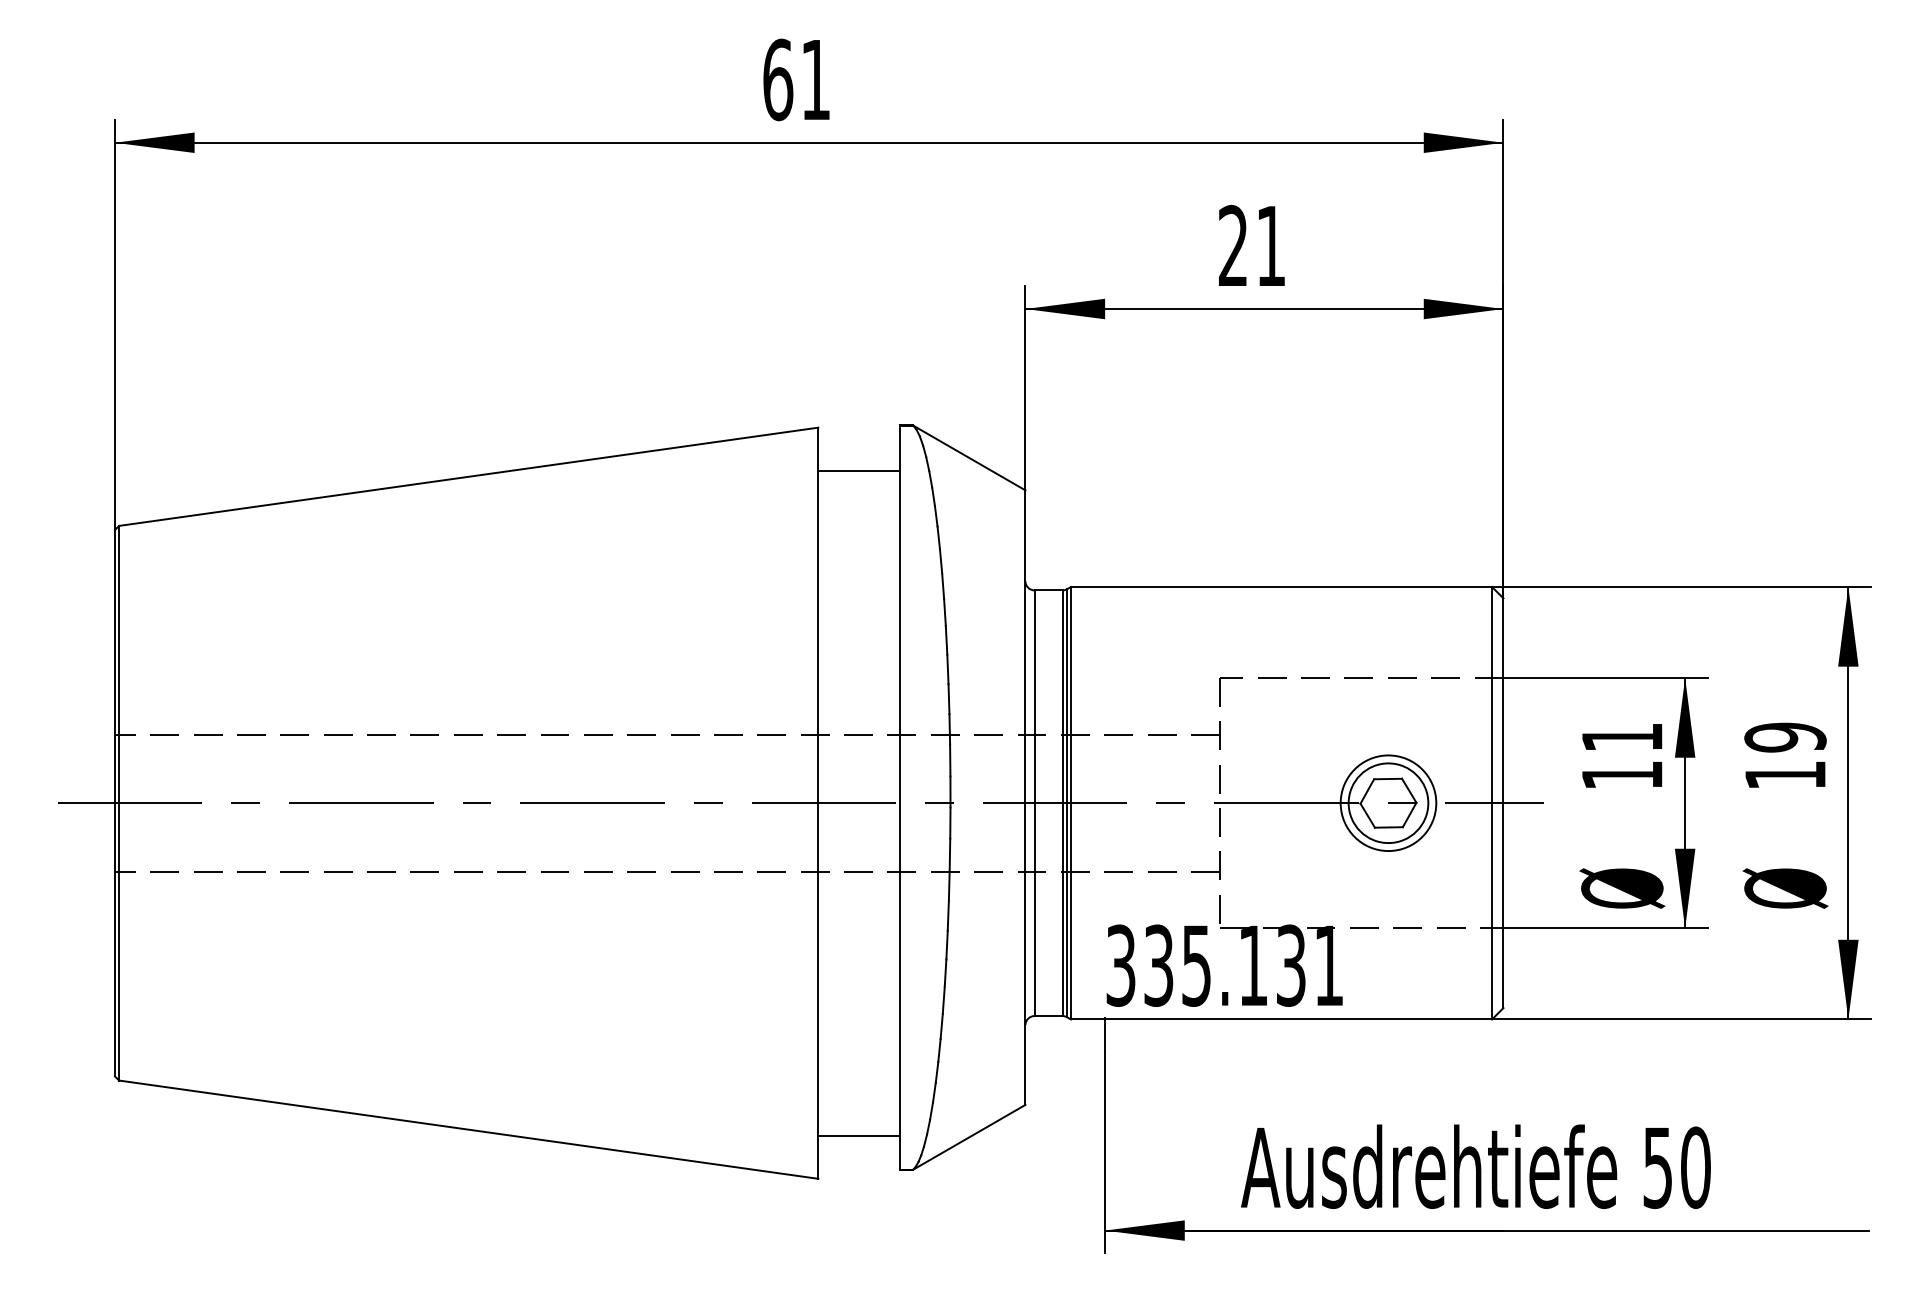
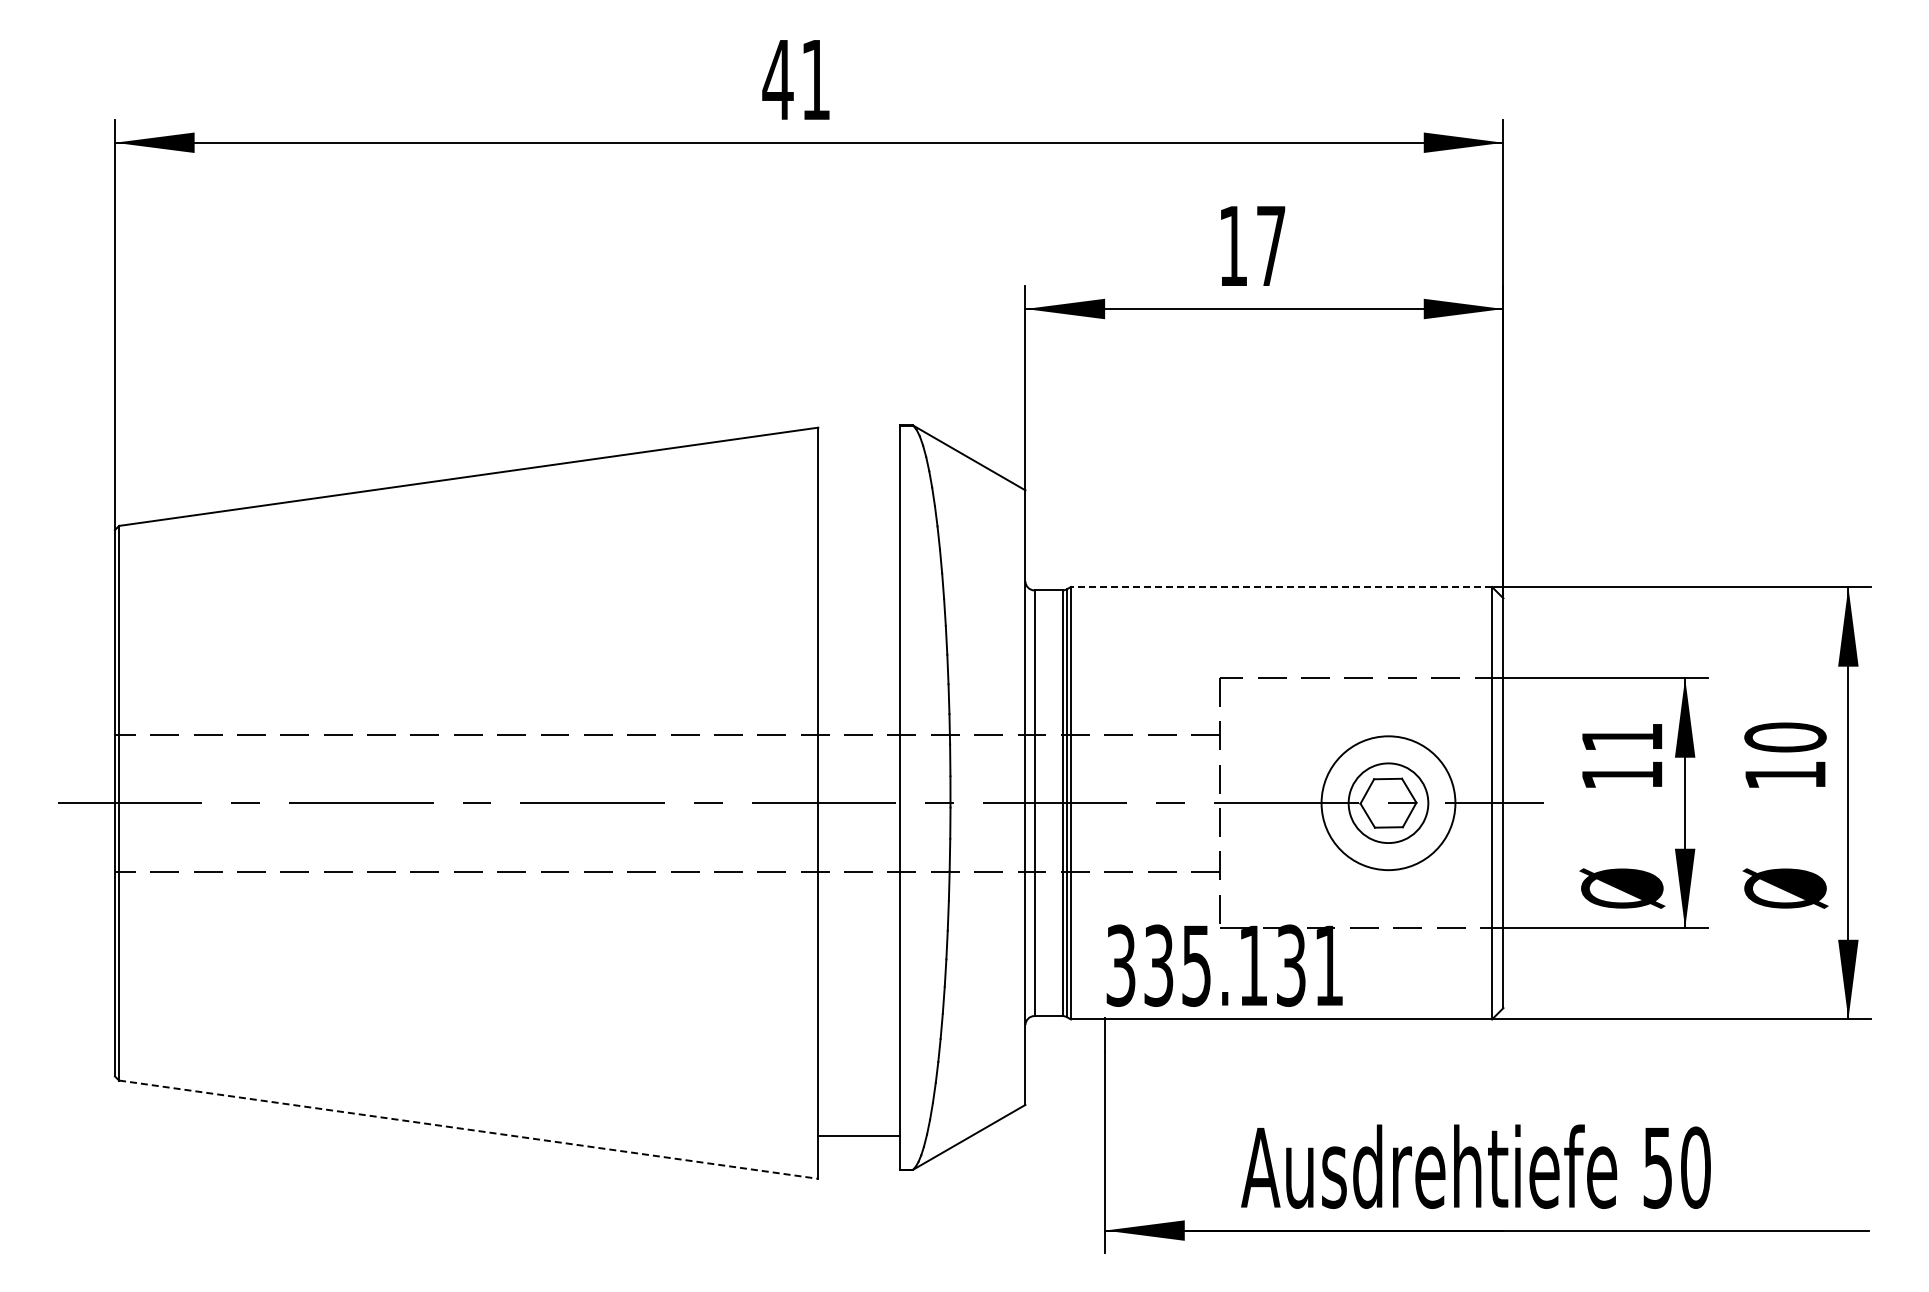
text: 61 -> 41 (777, 79)
text: 21 -> 17 (1252, 244)
line: present -> none (859, 470)
line: solid -> dashed (1281, 587)
text: 19 -> 10 (1785, 737)
circle diameter: 96 px -> 134 px (1388, 803)
line: solid -> dashed (469, 1129)
